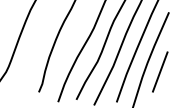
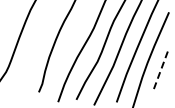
line: solid -> dashed (160, 72)
